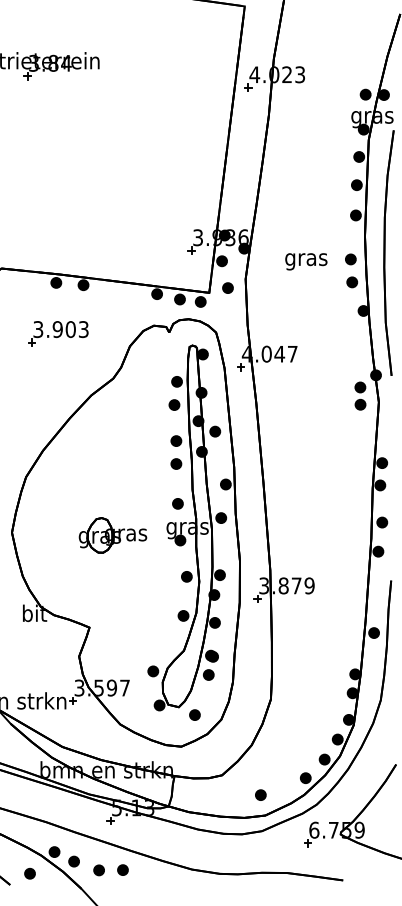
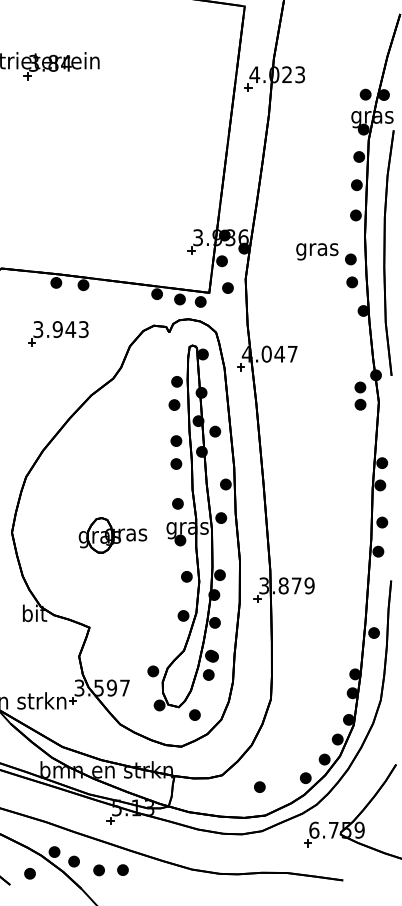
text position: (306, 261) -> (317, 251) (317, 251)
text: 3.903 -> 3.943 (70, 329)
part position: (260, 794) -> (259, 786) (259, 786)
